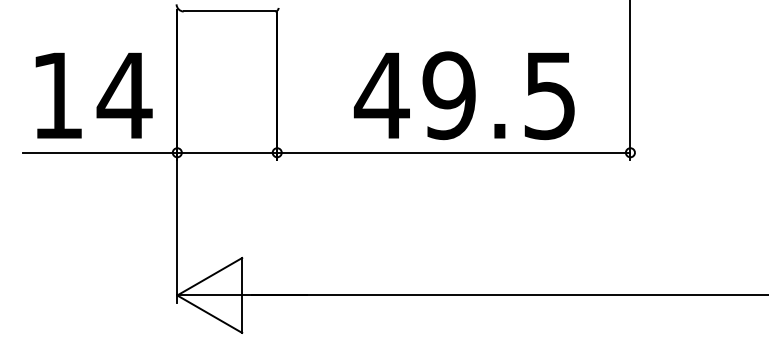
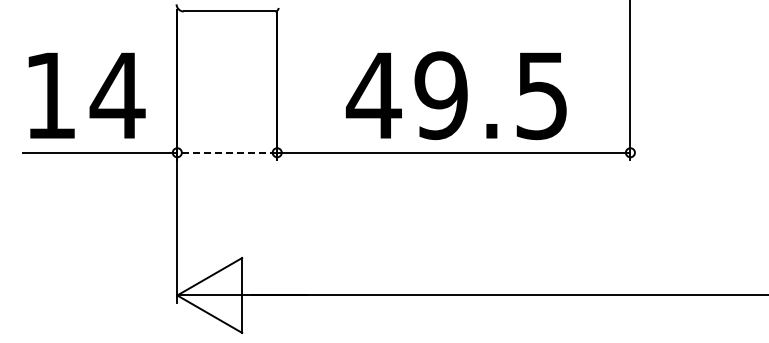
text position: (93, 95) -> (86, 95) (86, 95)
text position: (464, 95) -> (456, 95) (456, 95)
line: solid -> dashed (227, 152)
